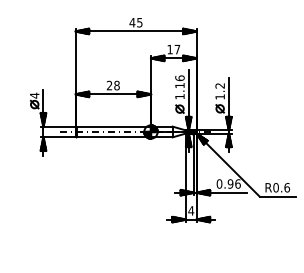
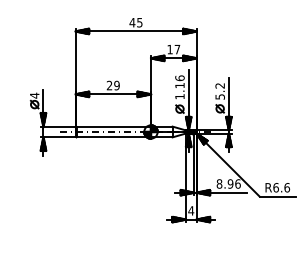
text: 28 -> 29 (116, 85)
text: 1.2 -> 5.2 (219, 96)
text: 0.96 -> 8.96 (219, 183)
text: R0.6 -> R6.6 (275, 187)
